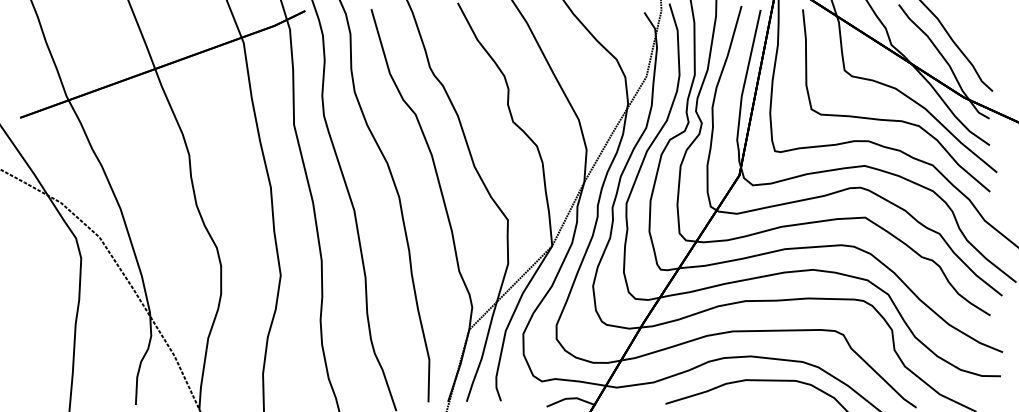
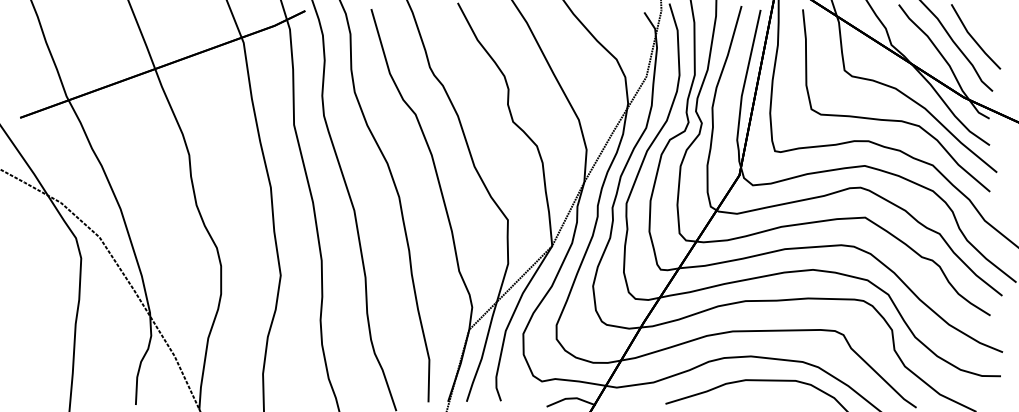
line: none -> present (974, 38)
